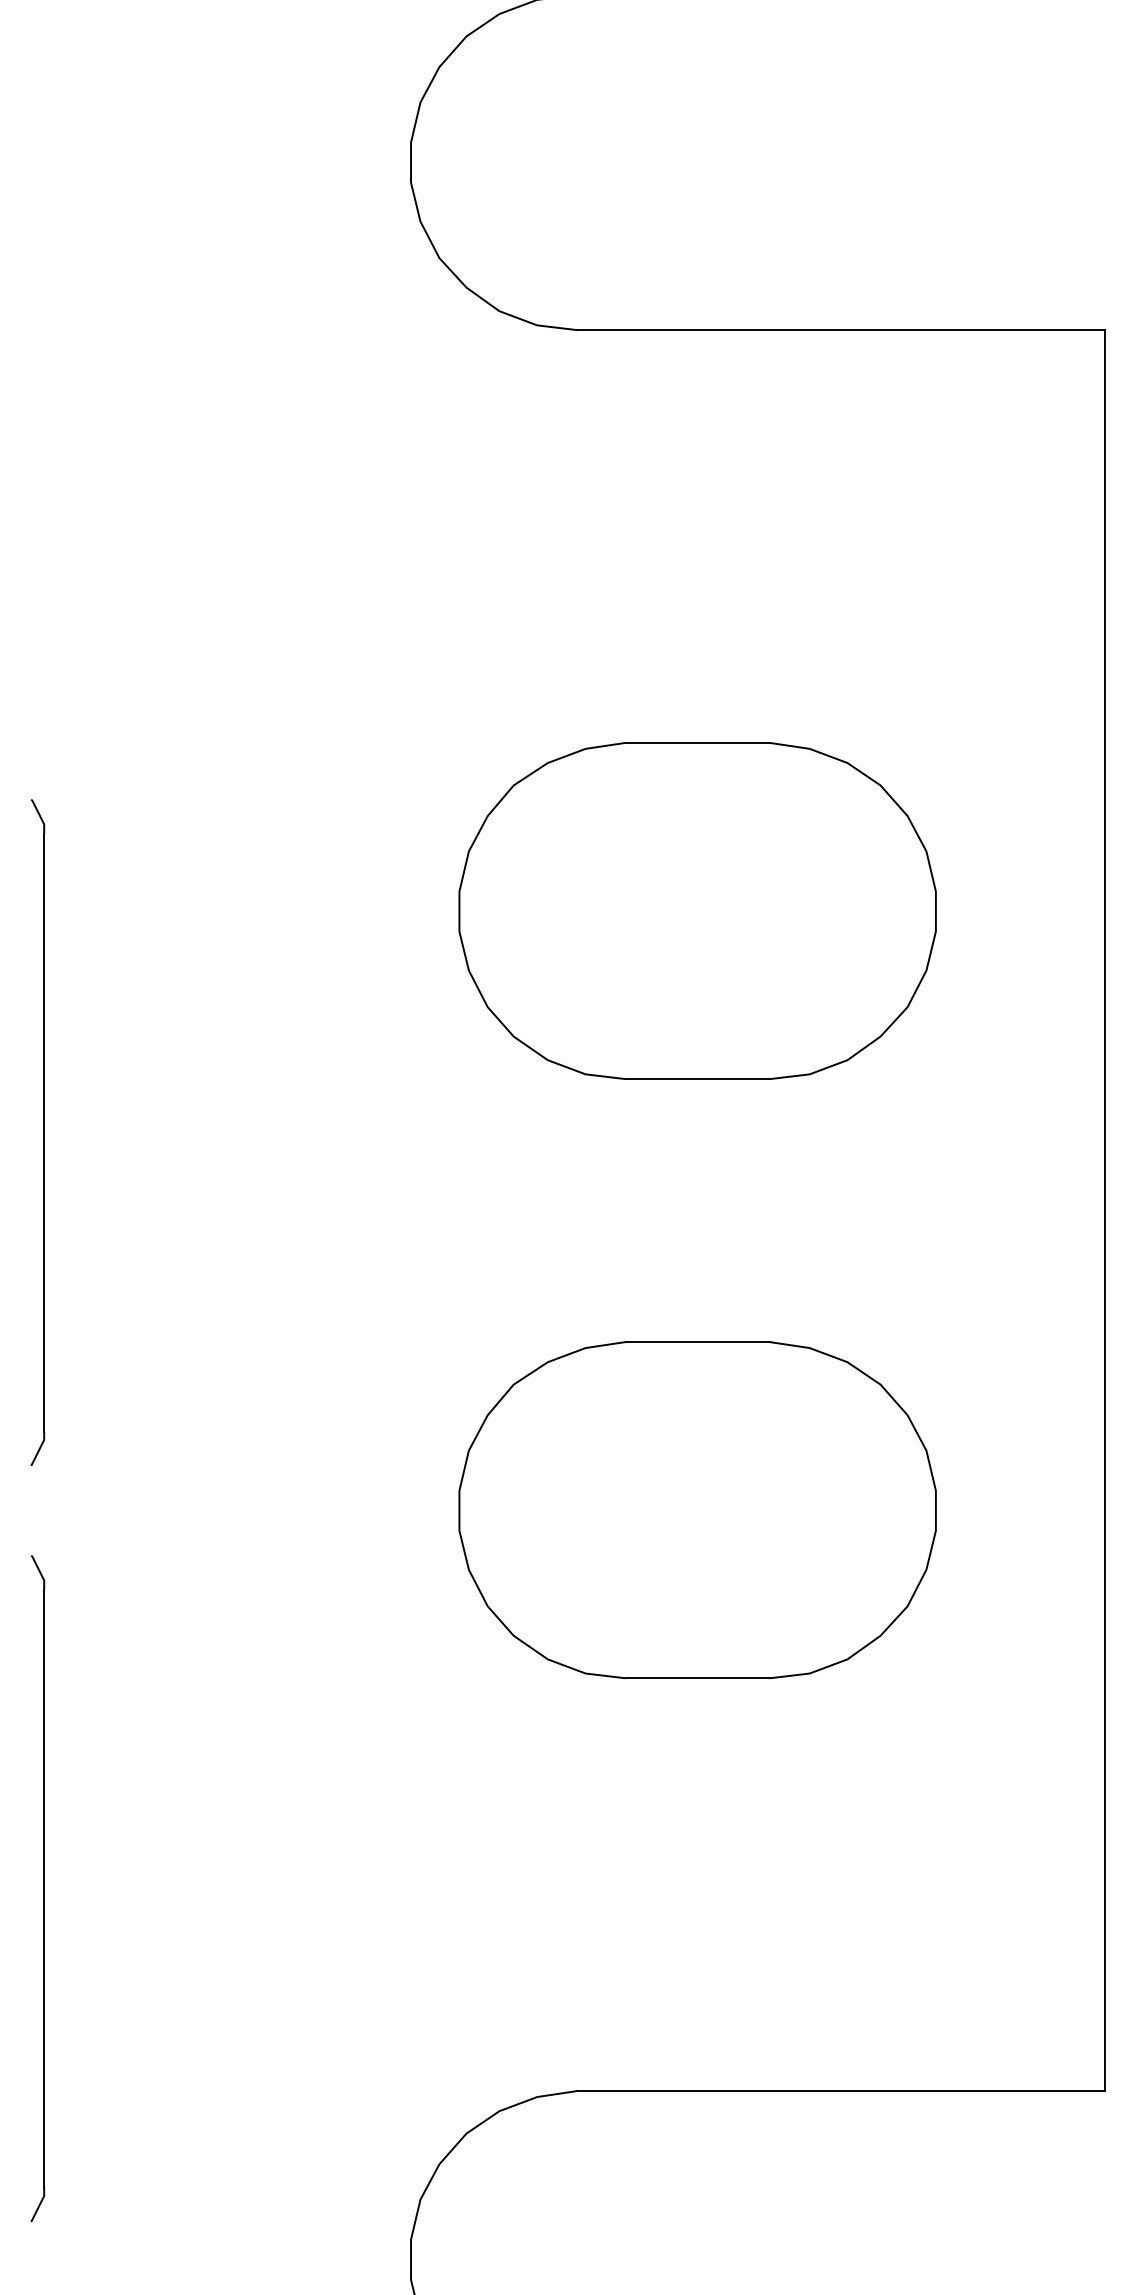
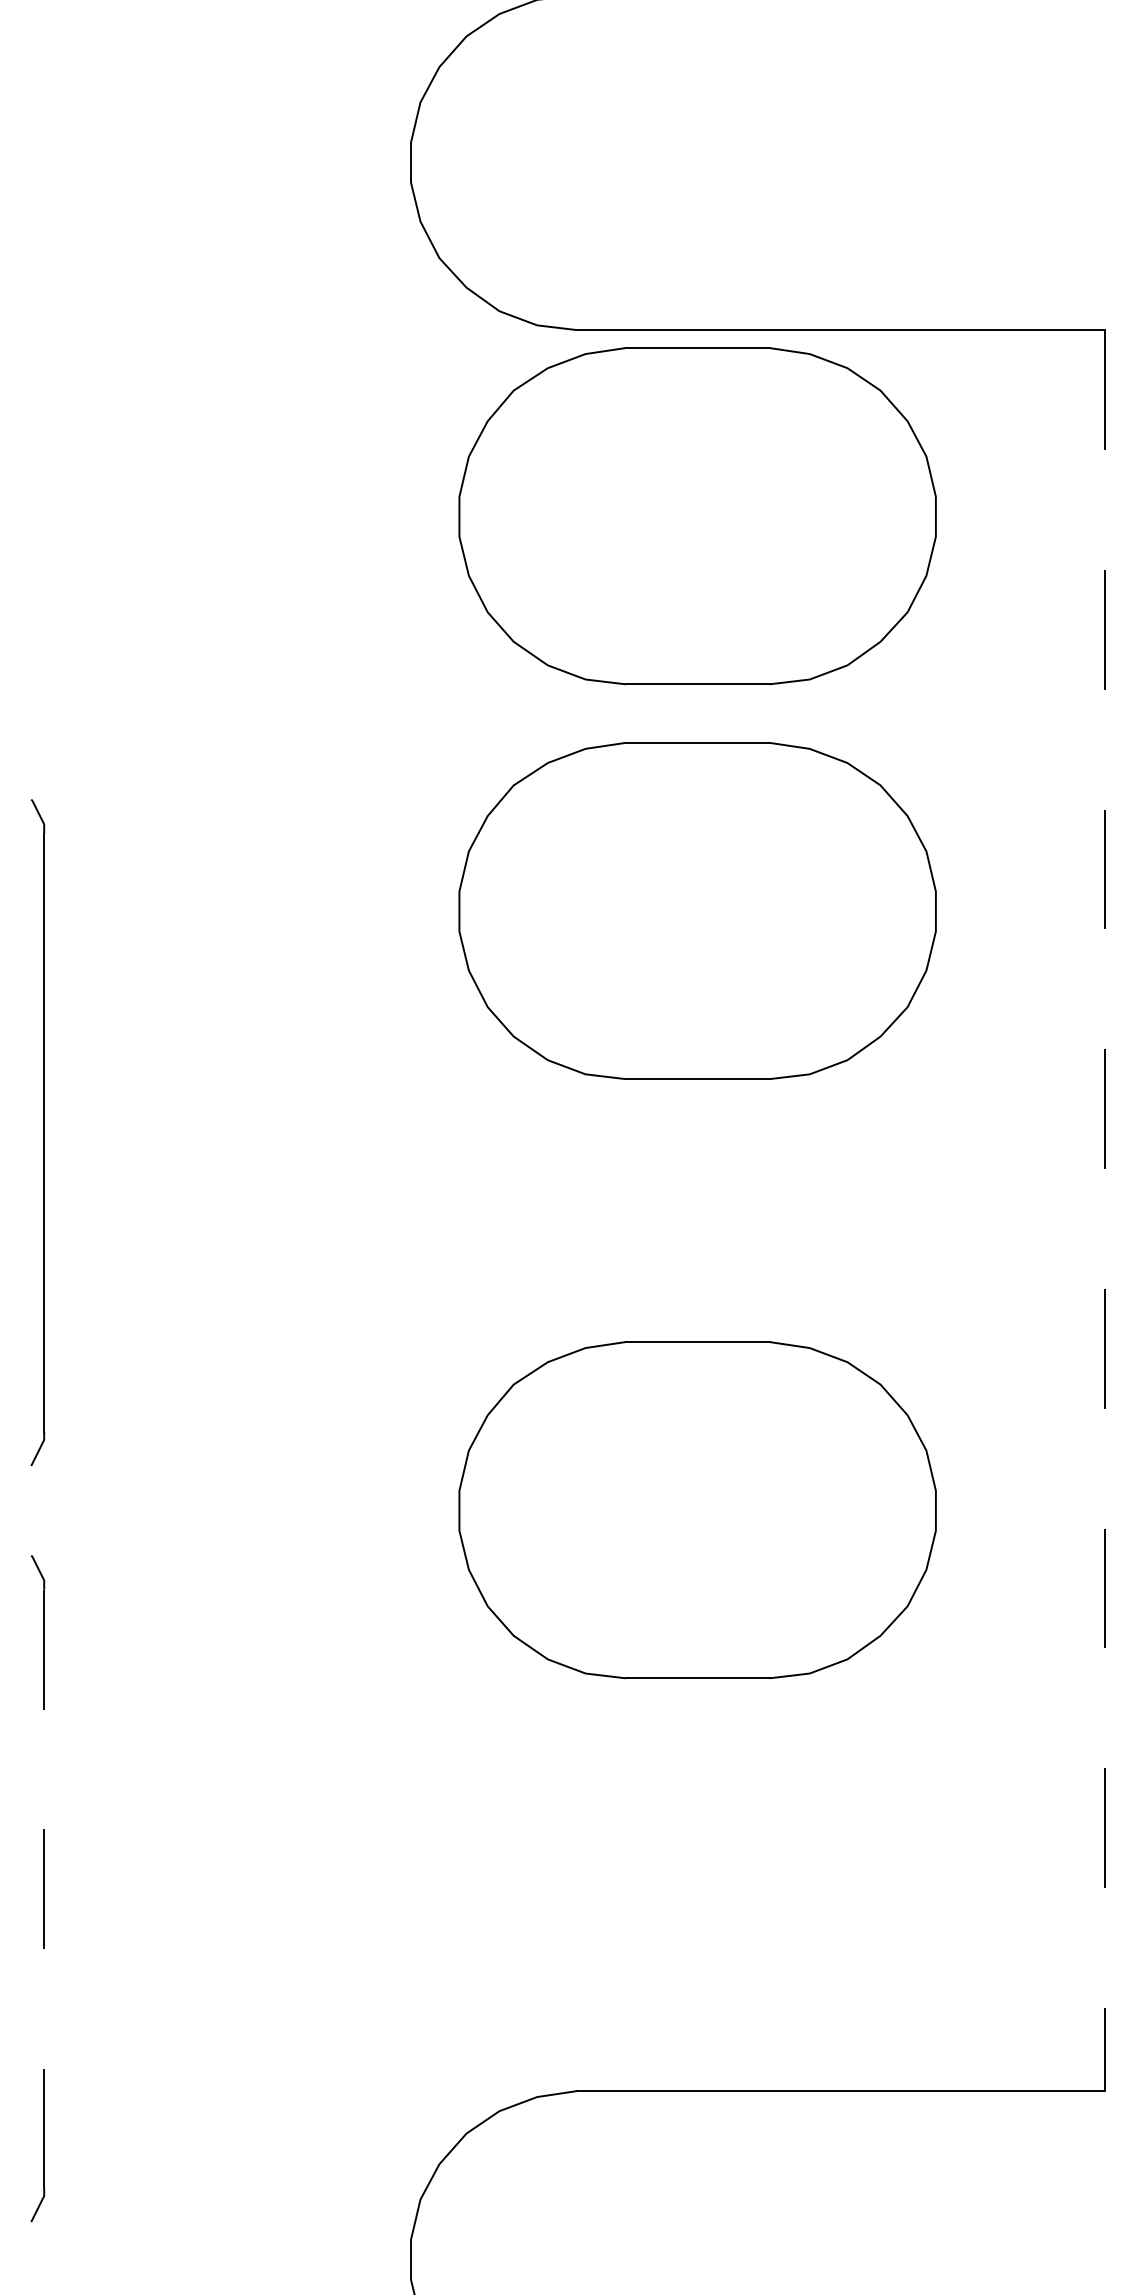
part: none -> present (697, 516)
line: solid -> dashed (1104, 1211)
line: solid -> dashed (44, 1889)
